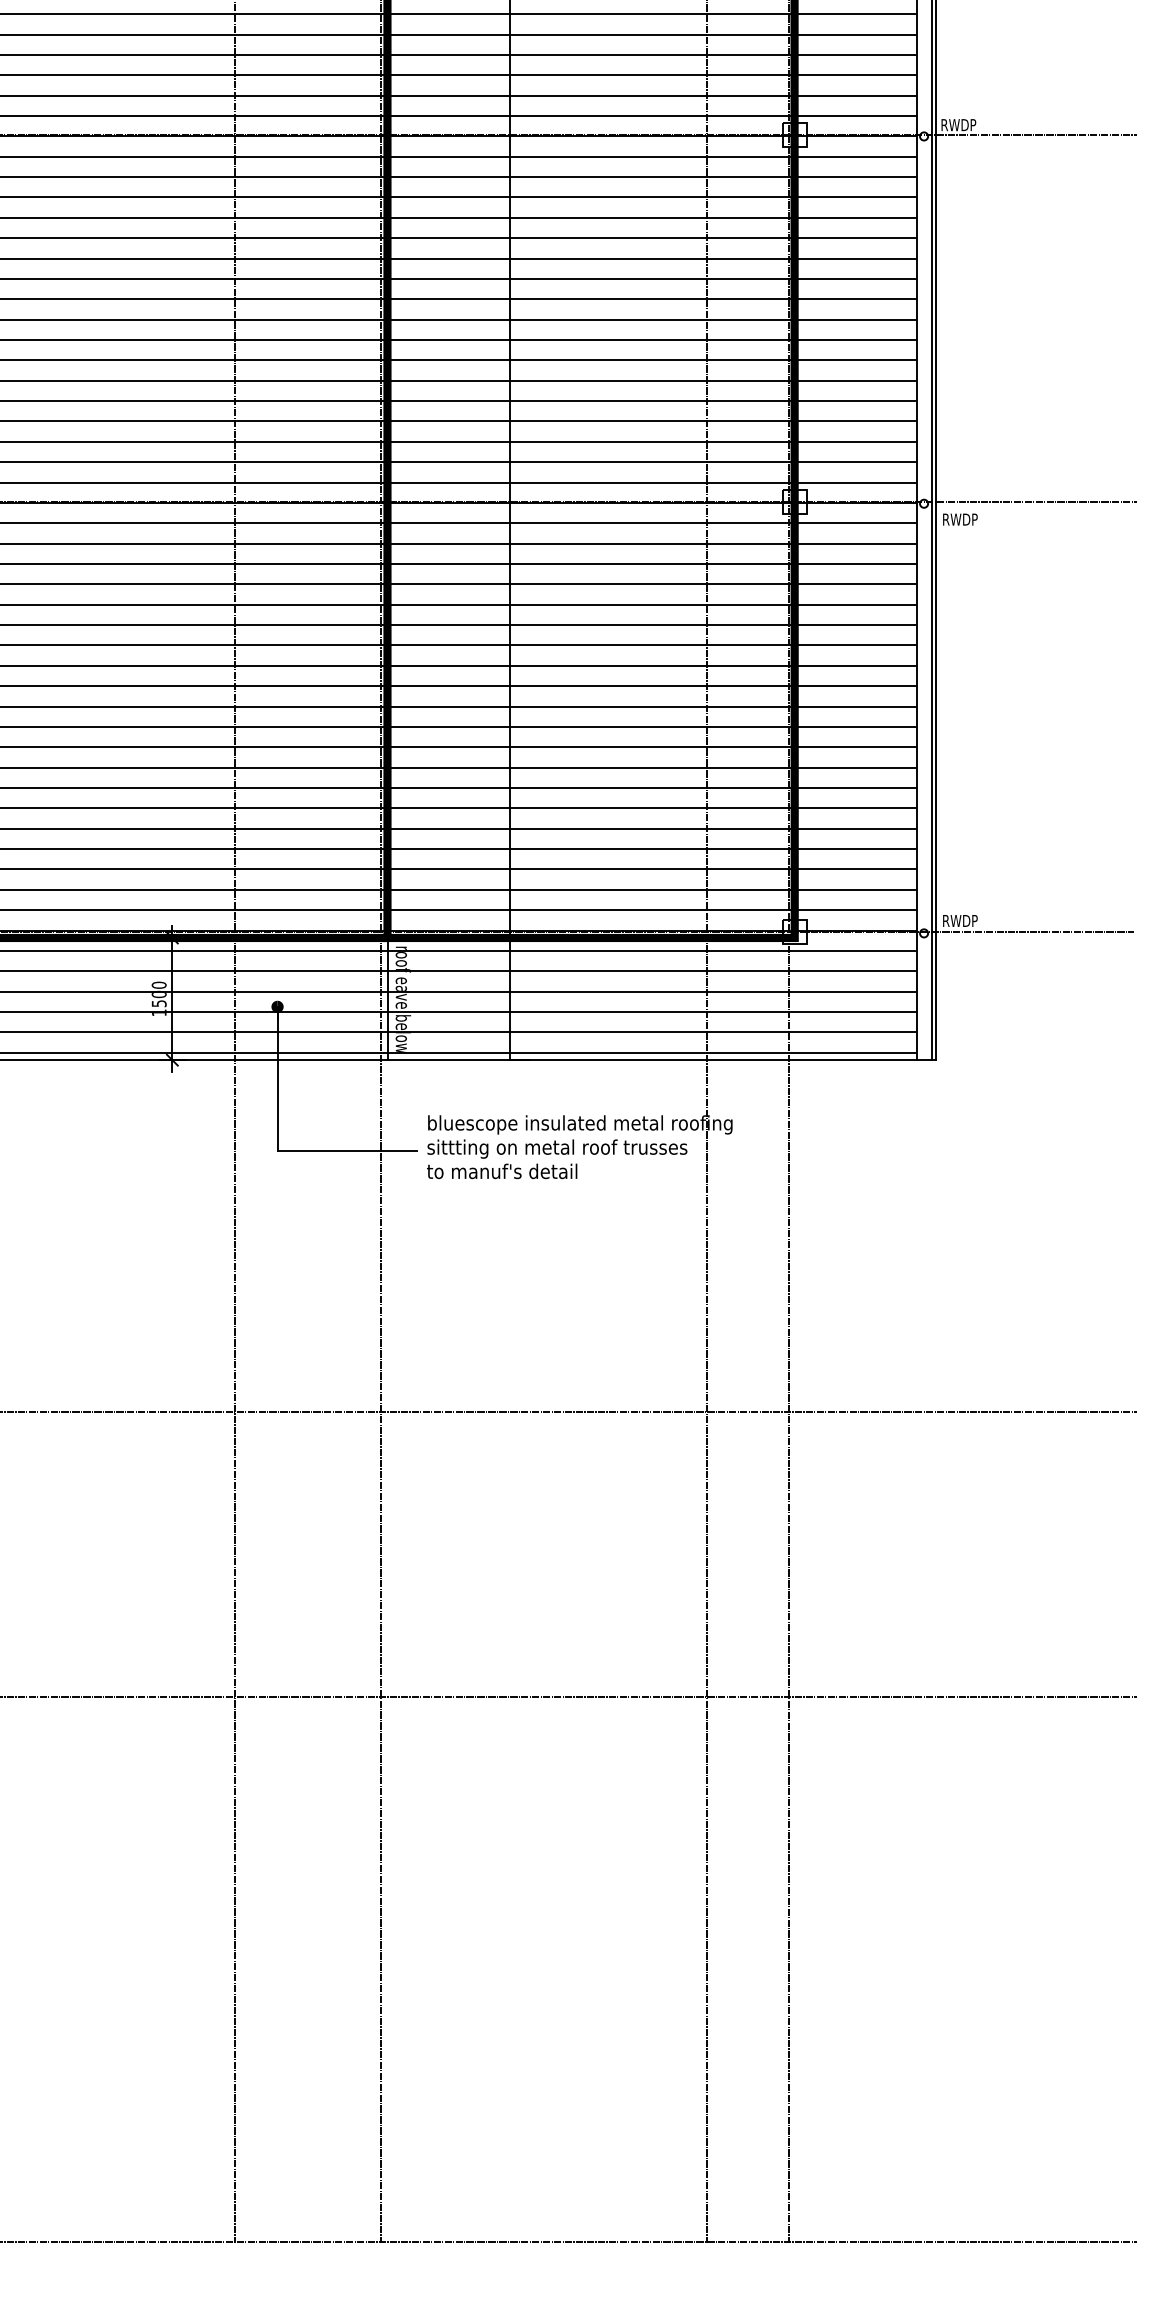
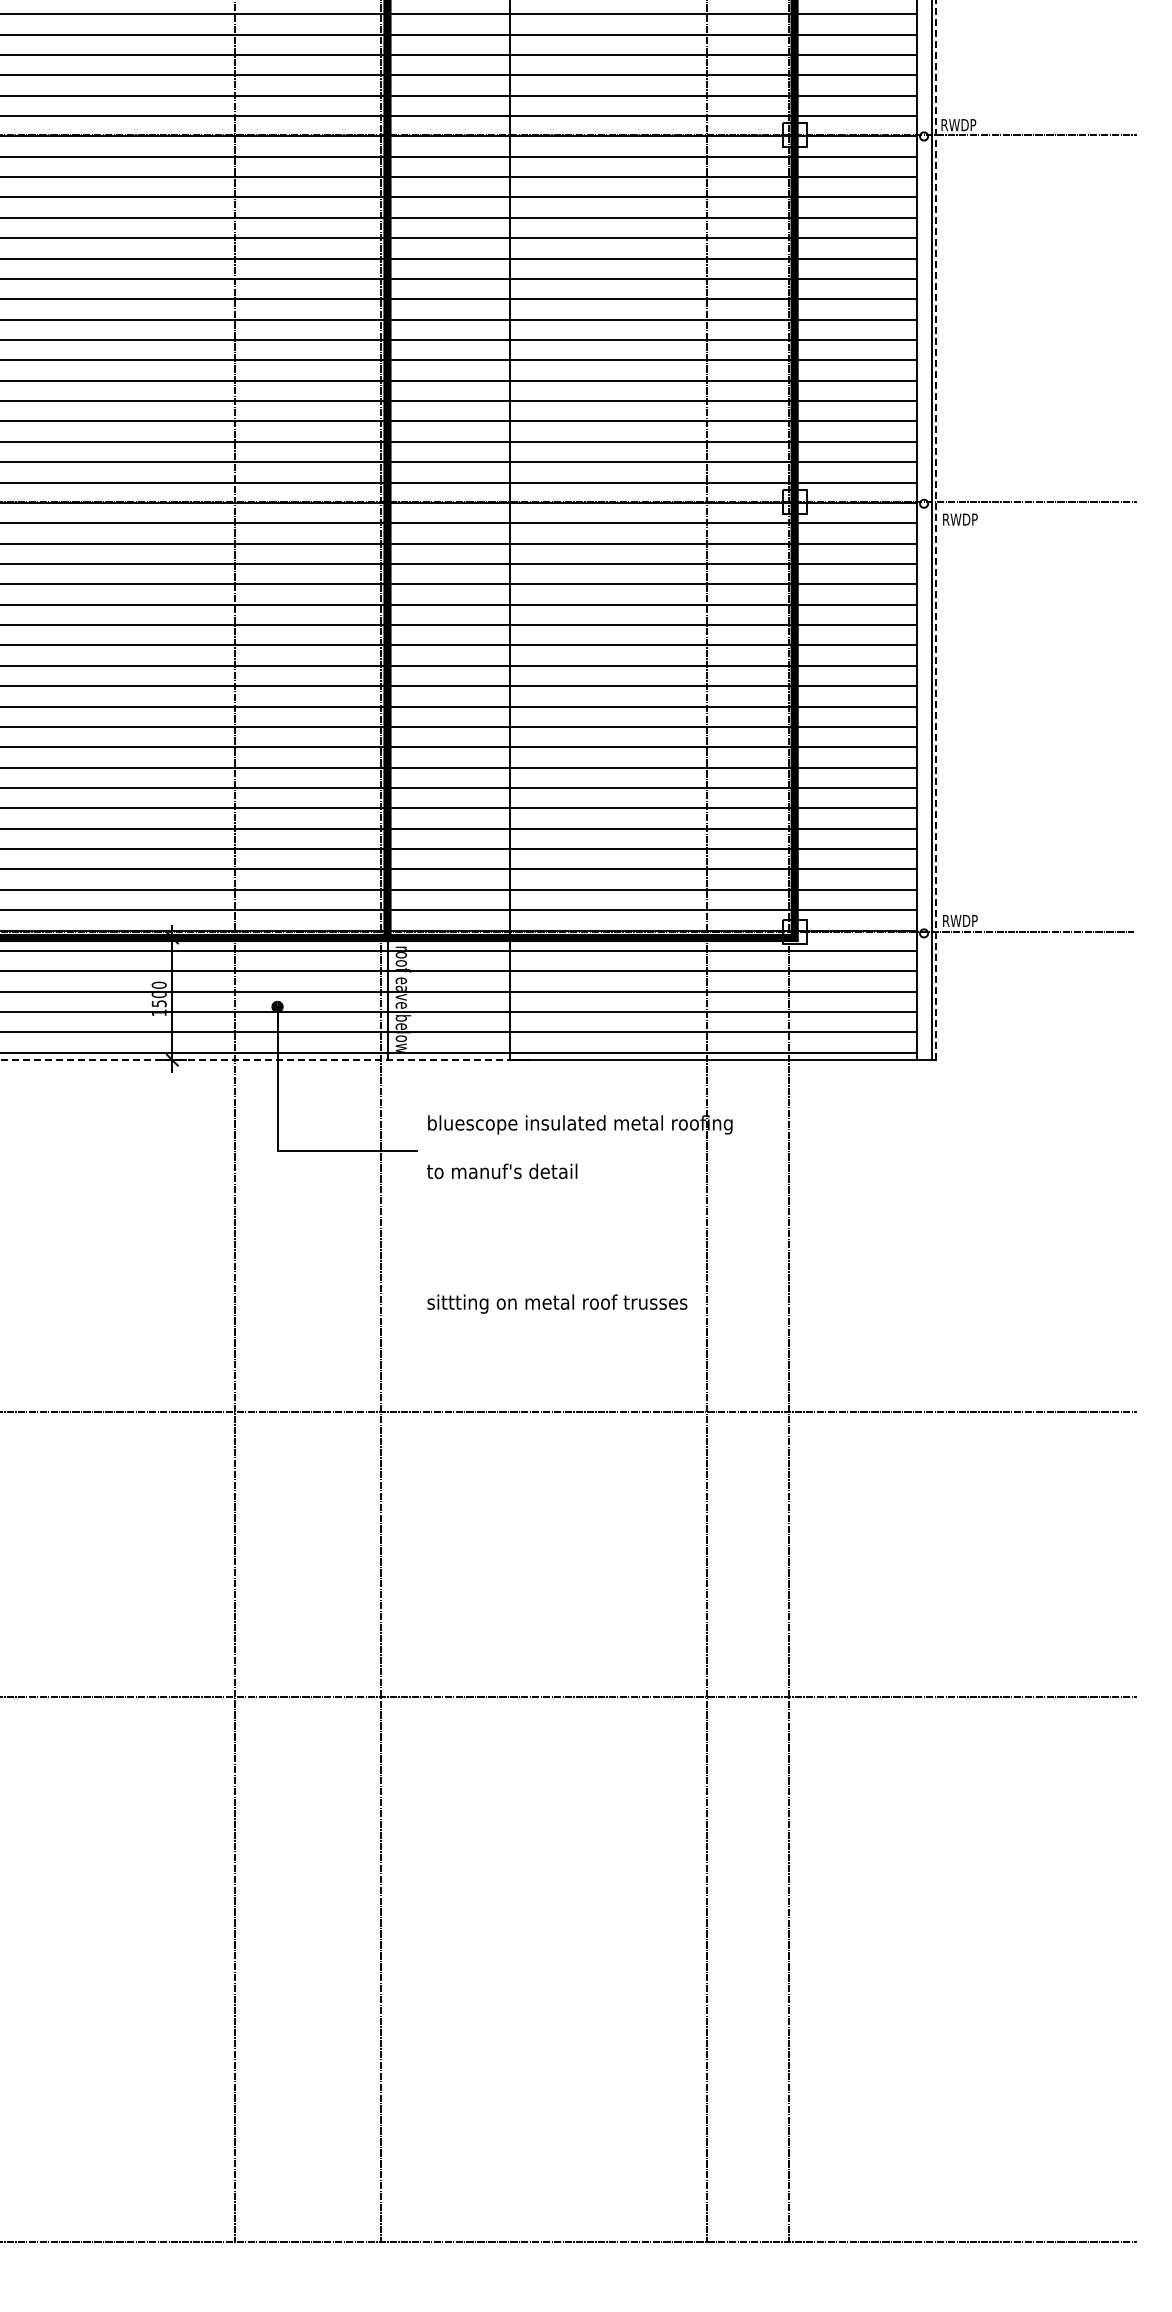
line: solid -> dashed (936, 530)
line: solid -> dashed (255, 1060)
text position: (557, 1148) -> (557, 1303) (557, 1303)
